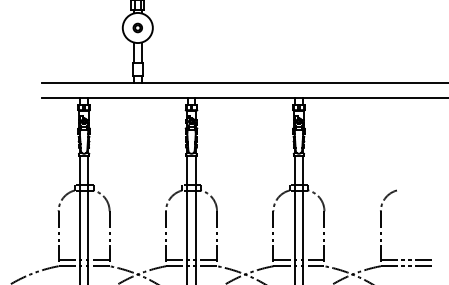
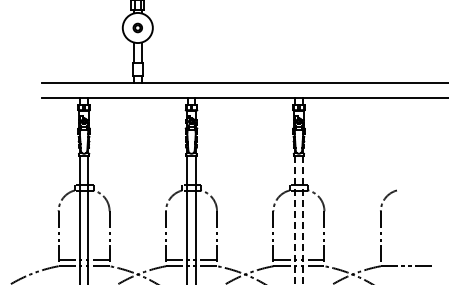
line: solid -> dashed (294, 220)
line: solid -> dashed (303, 220)
line: present -> none (405, 259)
